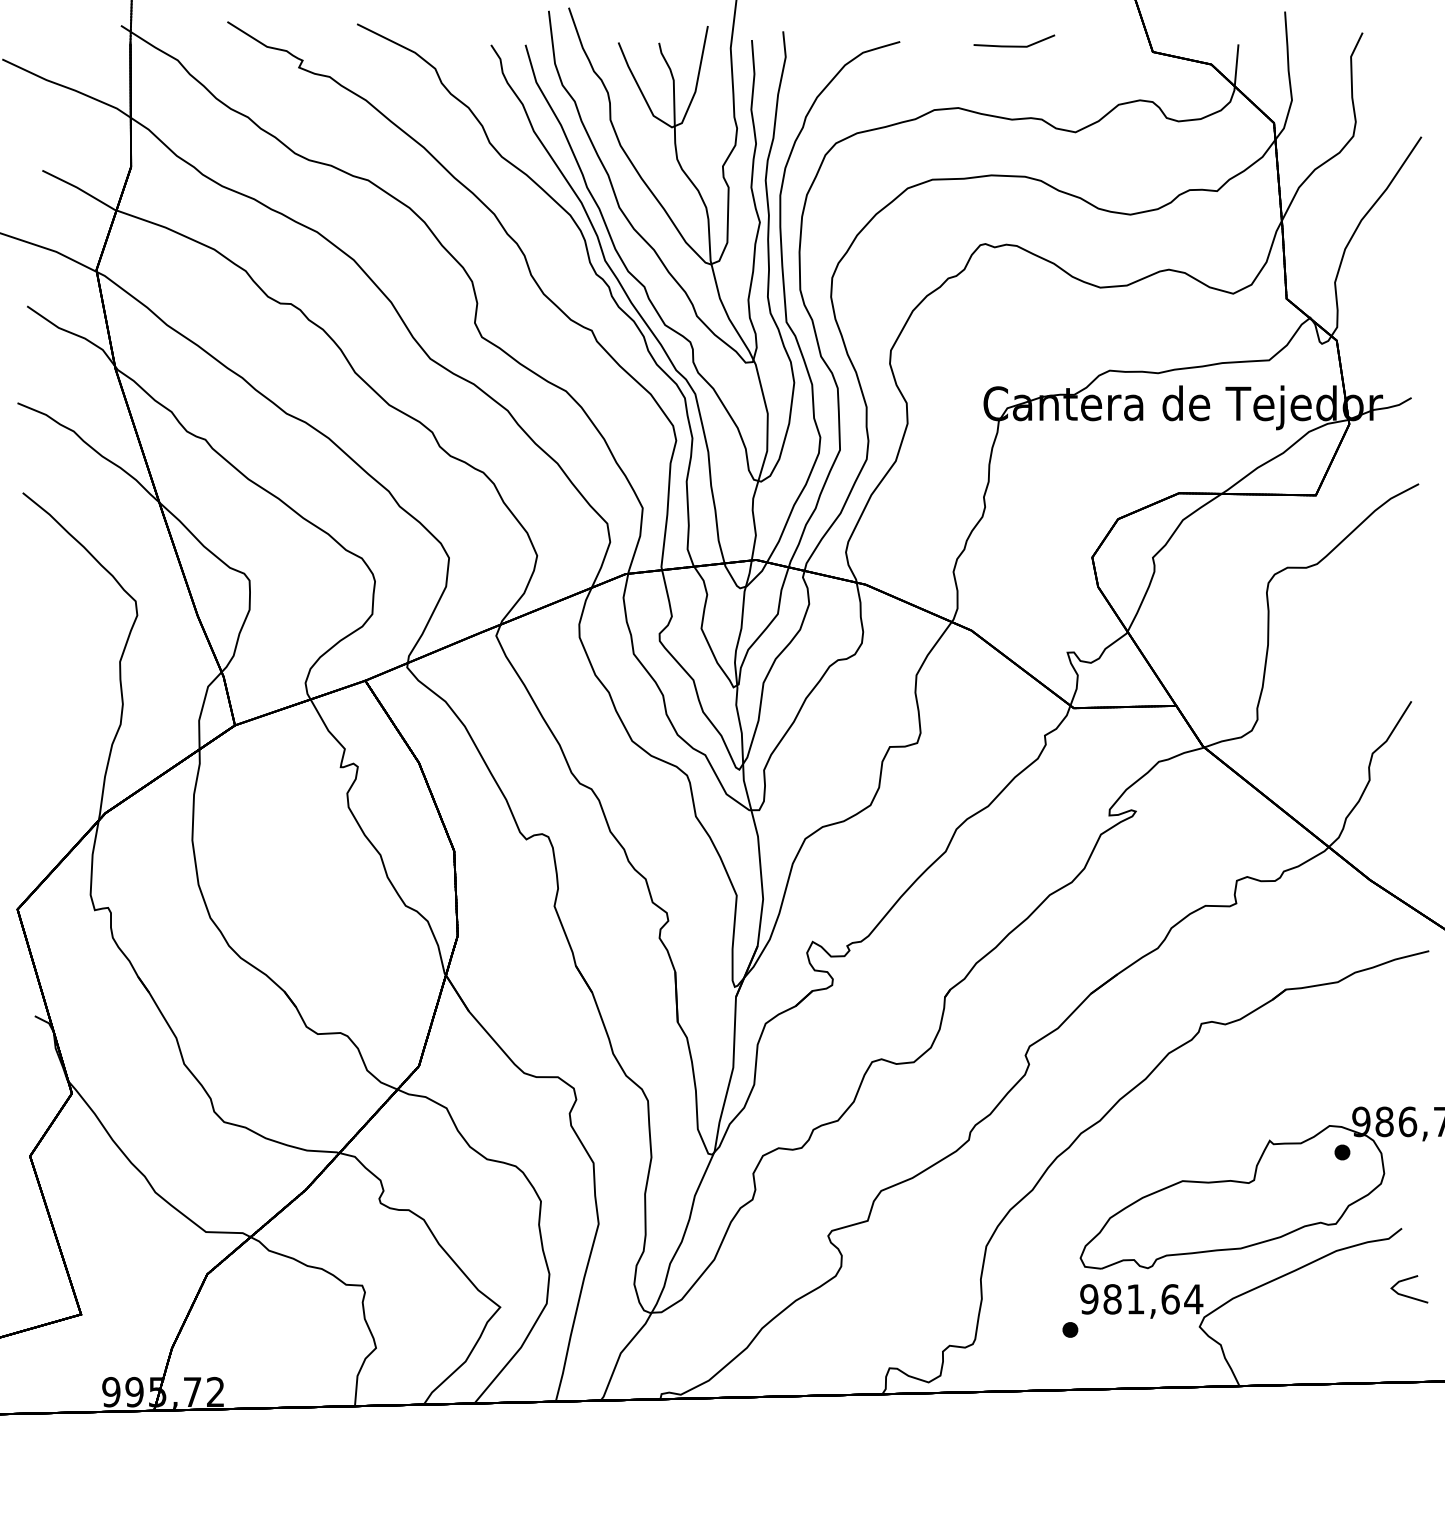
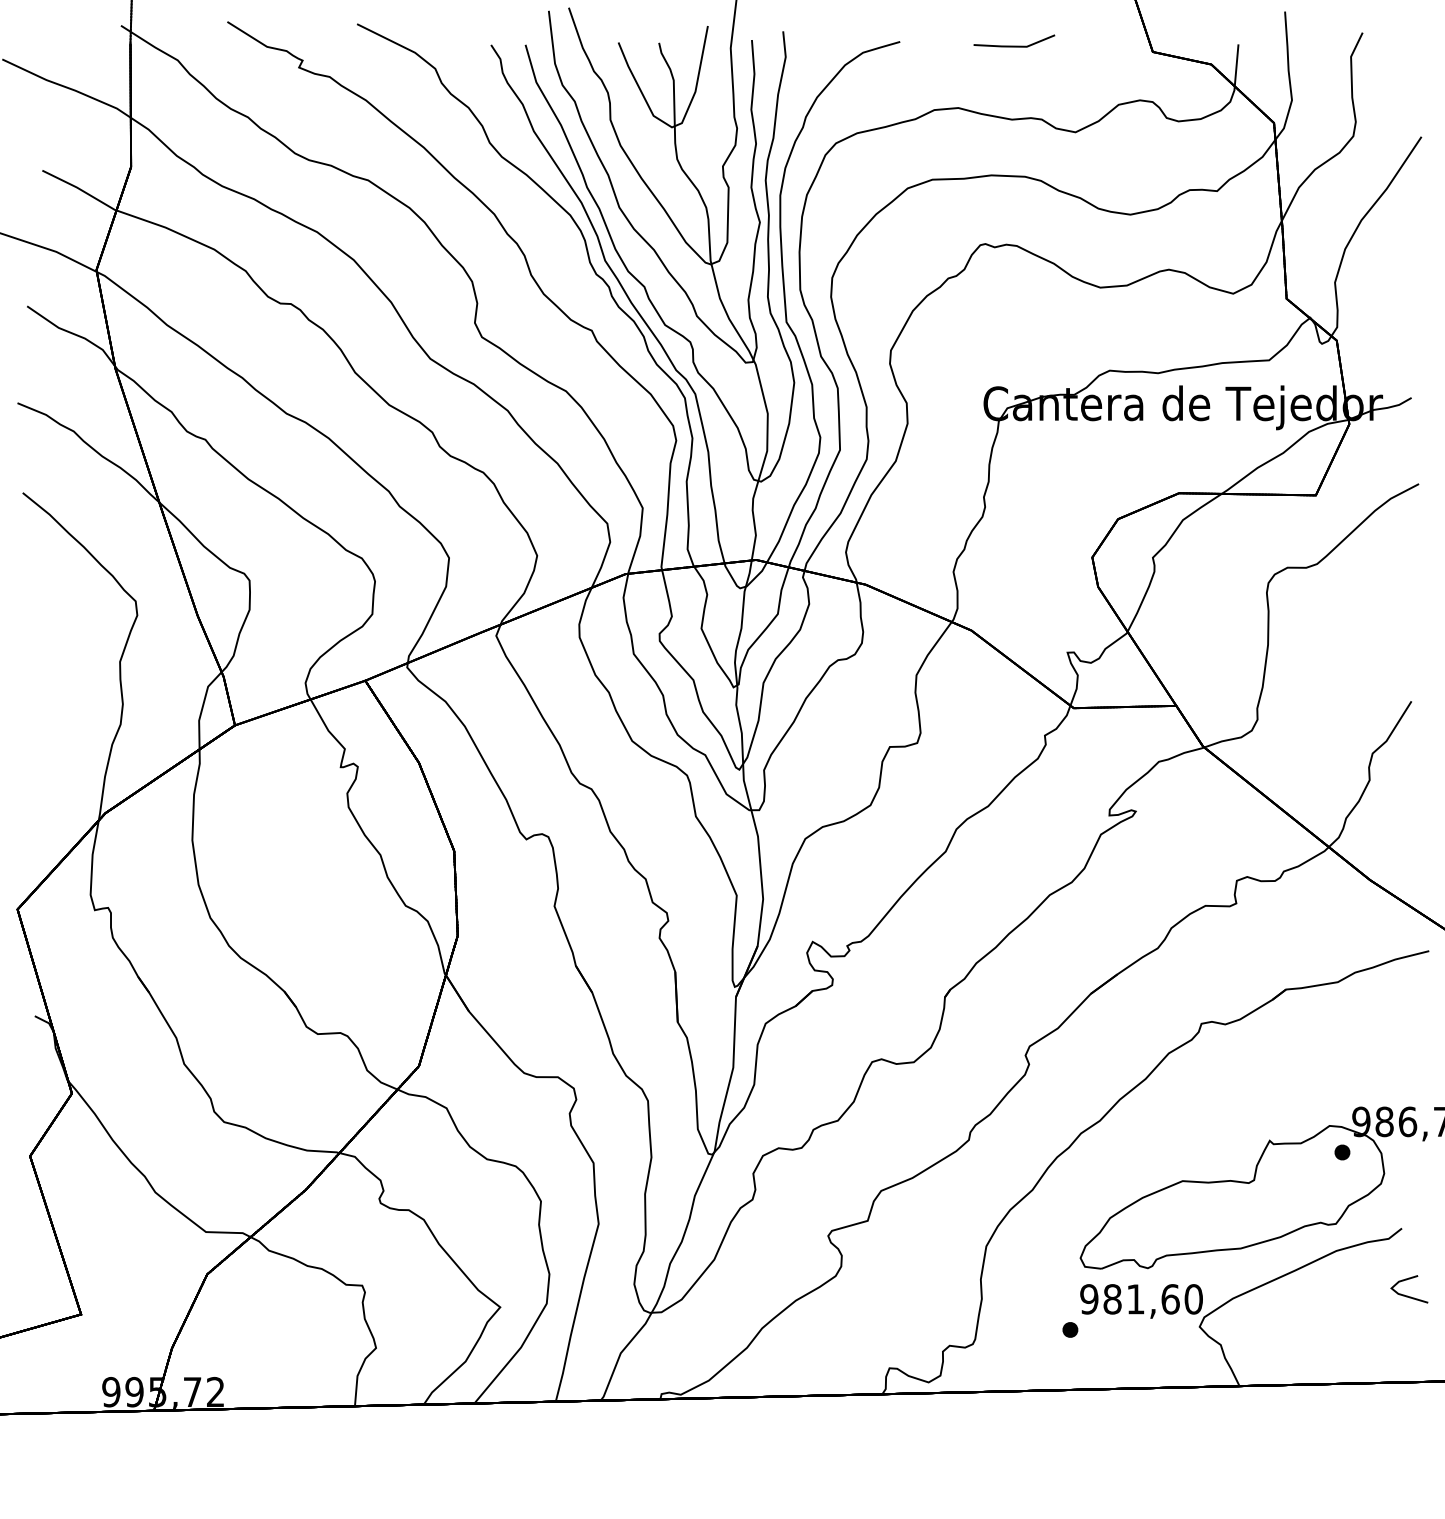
text: 981,64 -> 981,60 (1193, 1299)
